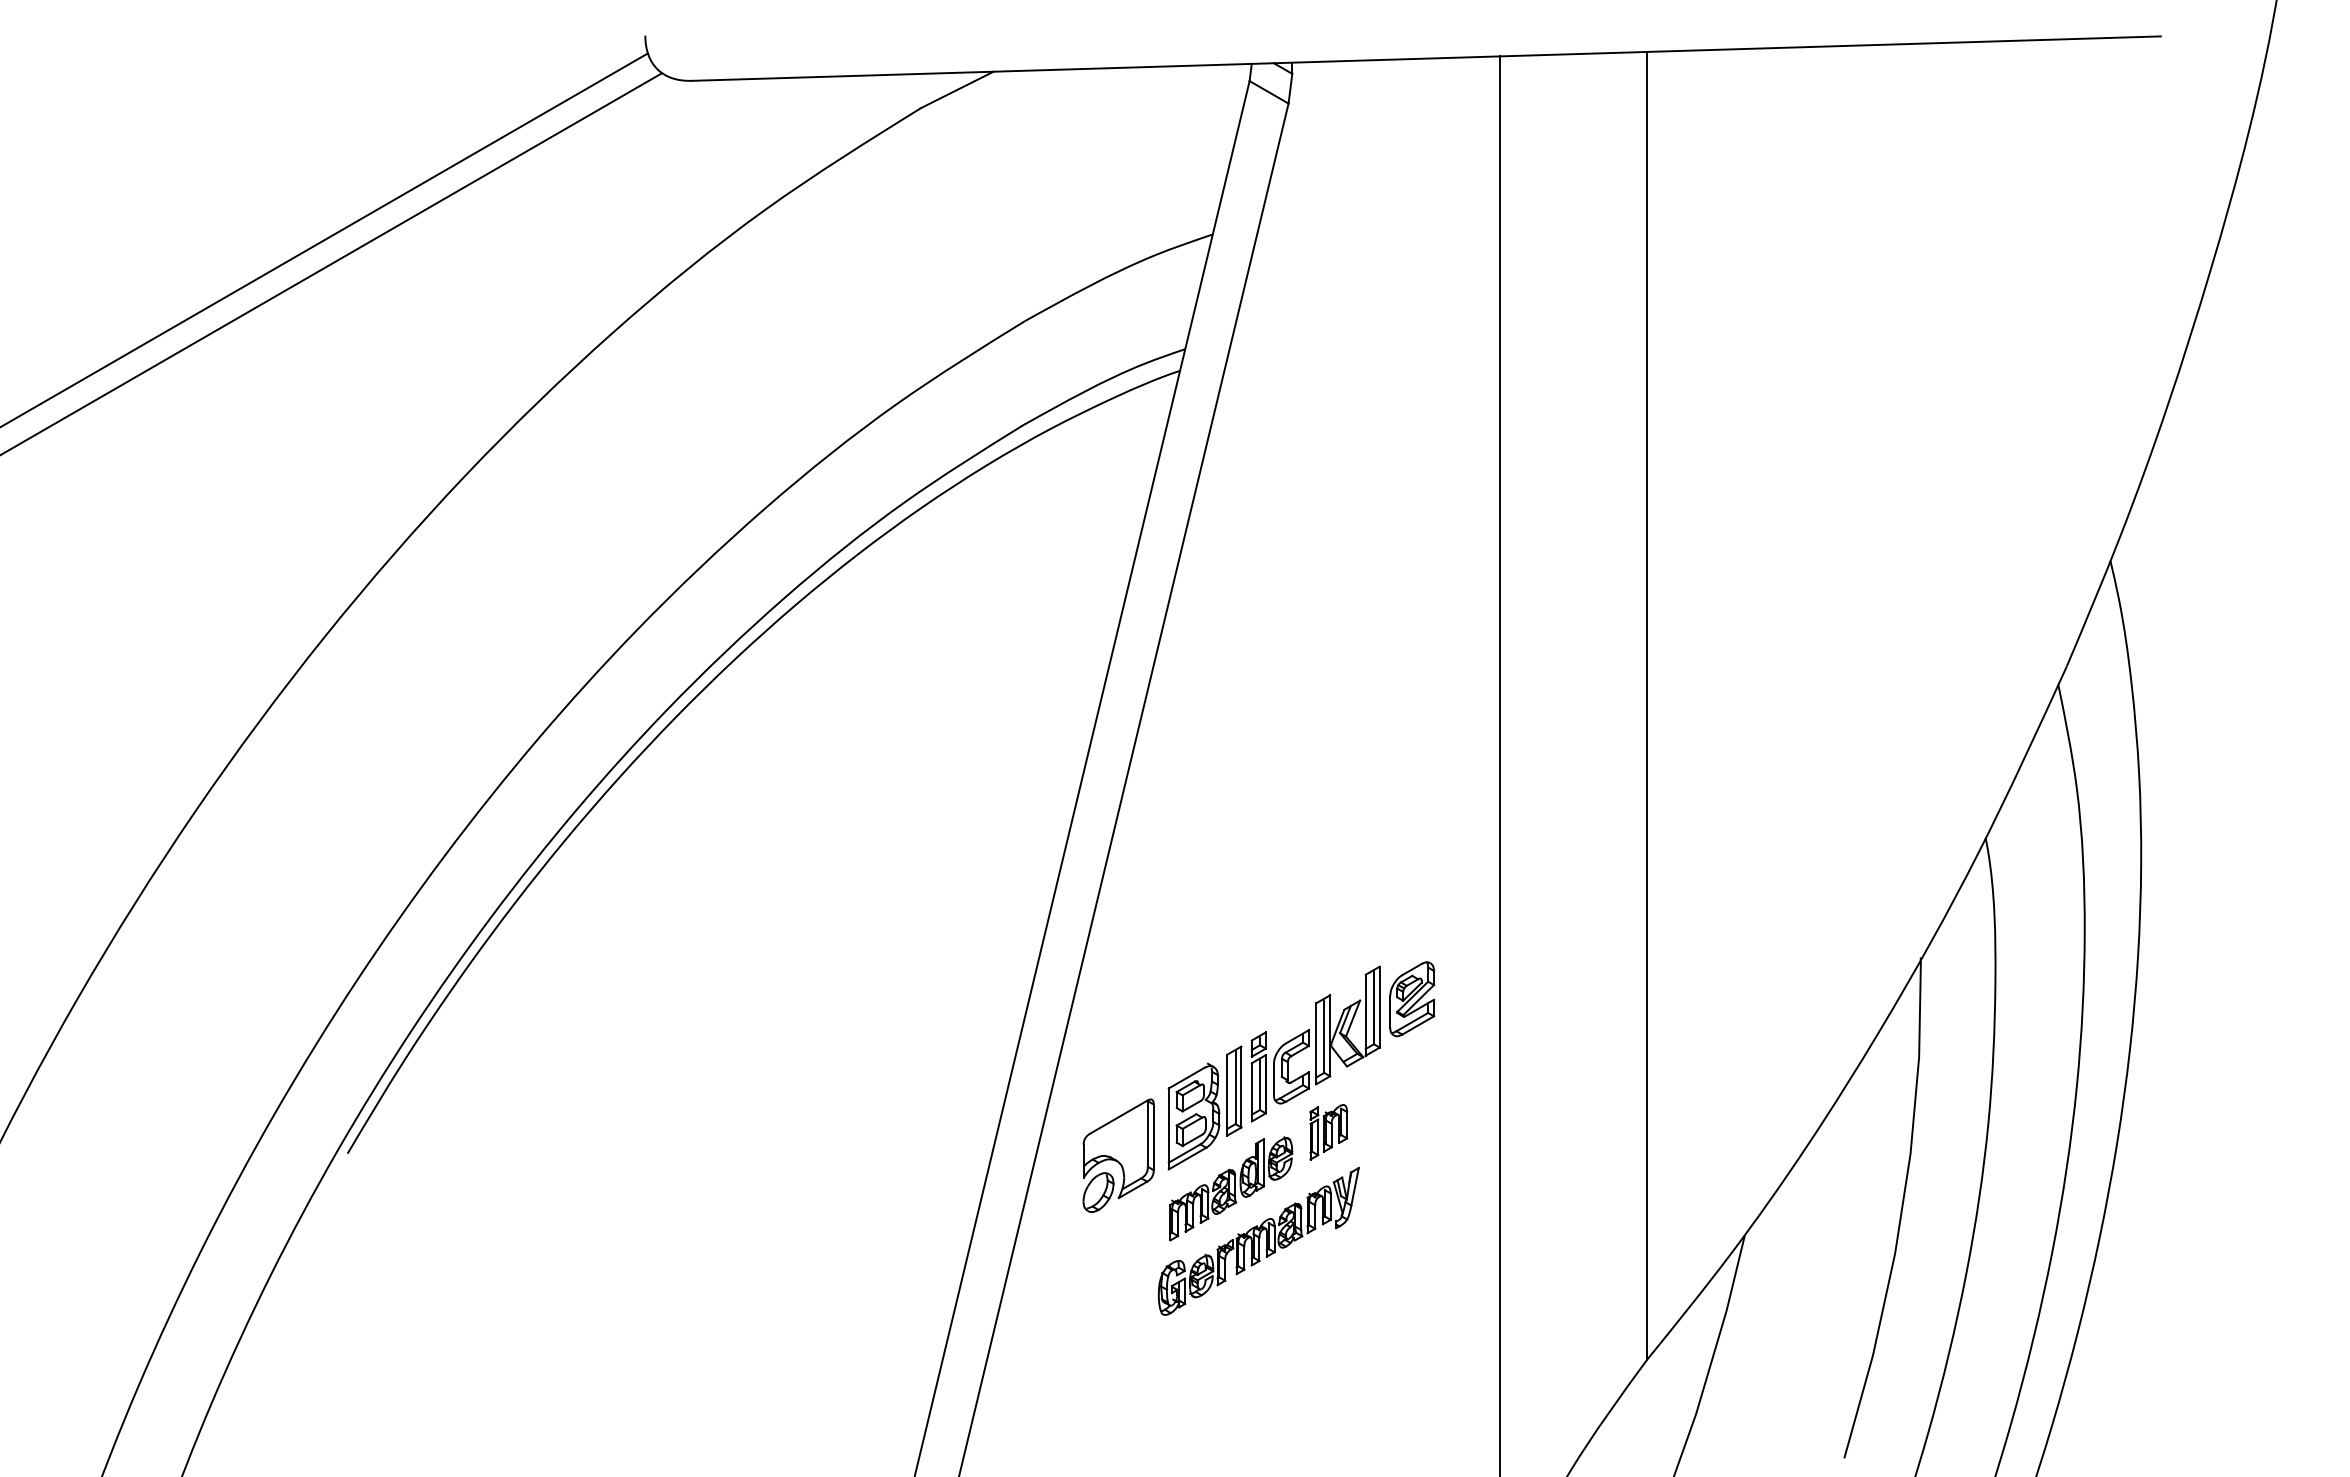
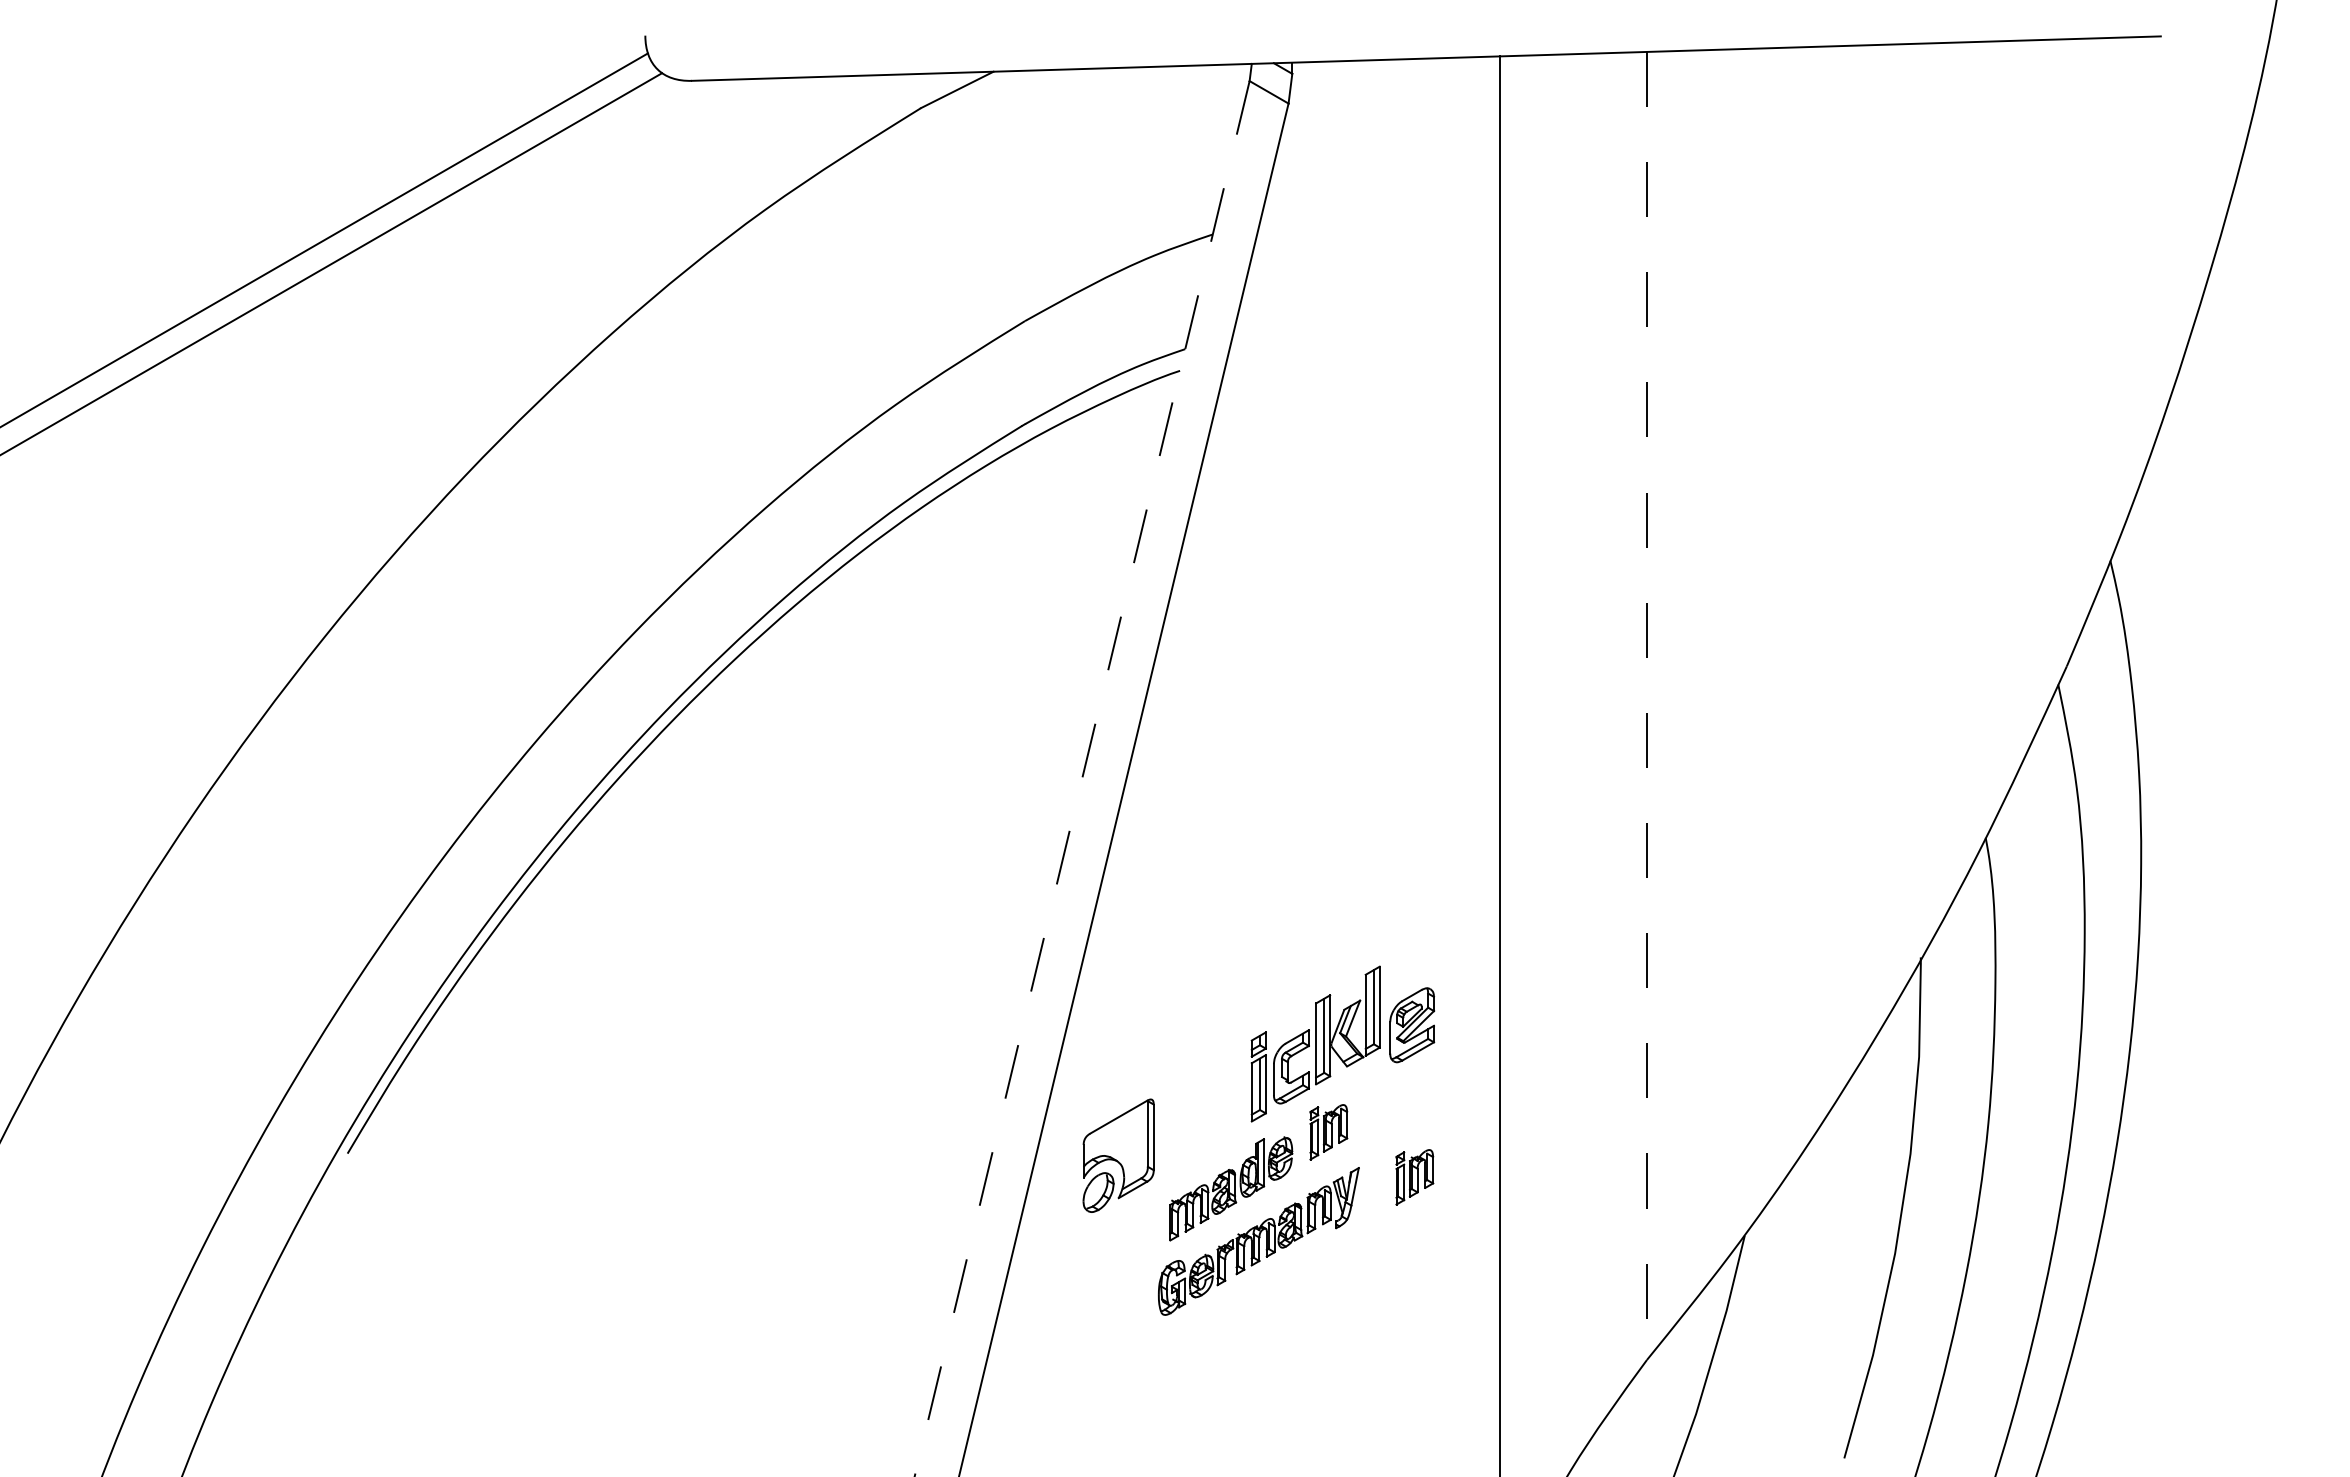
line: solid -> dashed (1647, 705)
line: solid -> dashed (1082, 779)
part position: (1412, 999) -> (1412, 1025) (1412, 1025)
part: present -> none (1204, 1107)
part: none -> present (1414, 1177)
